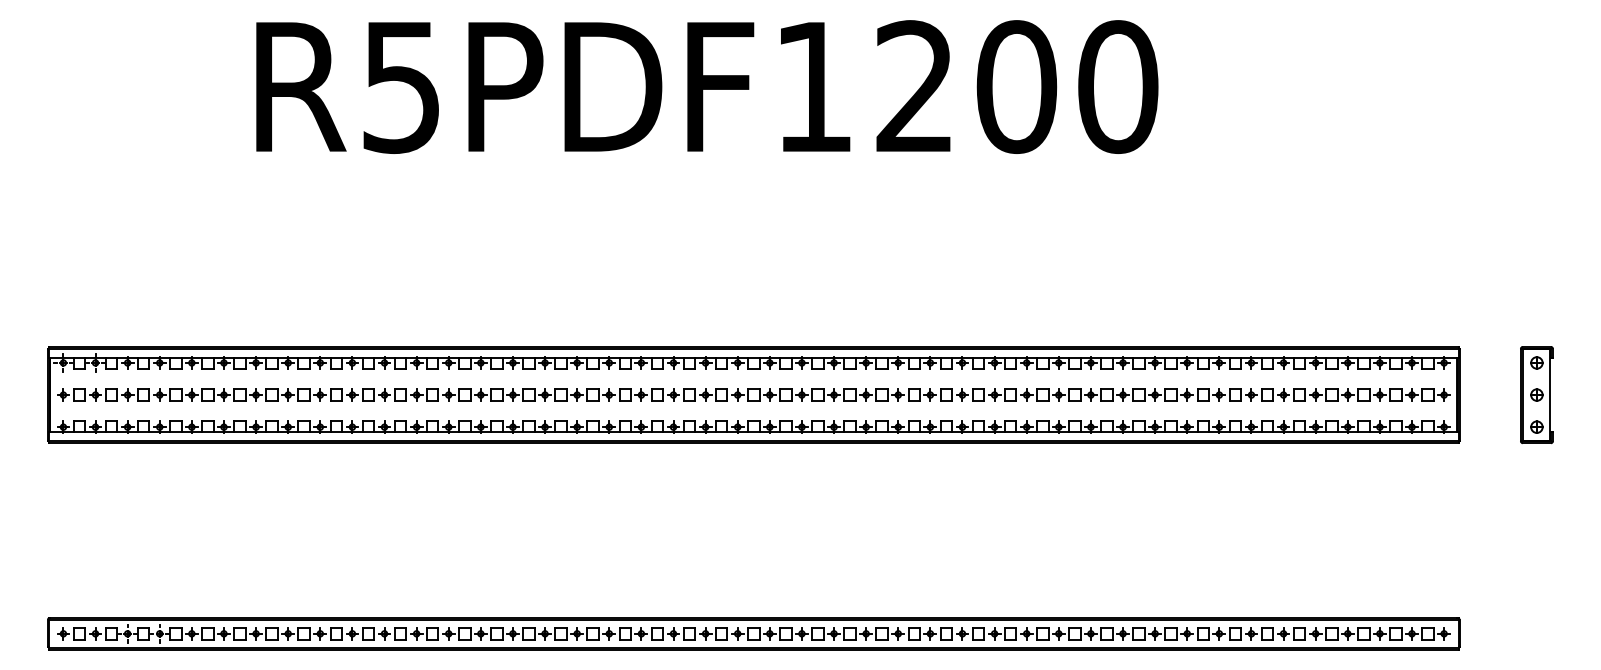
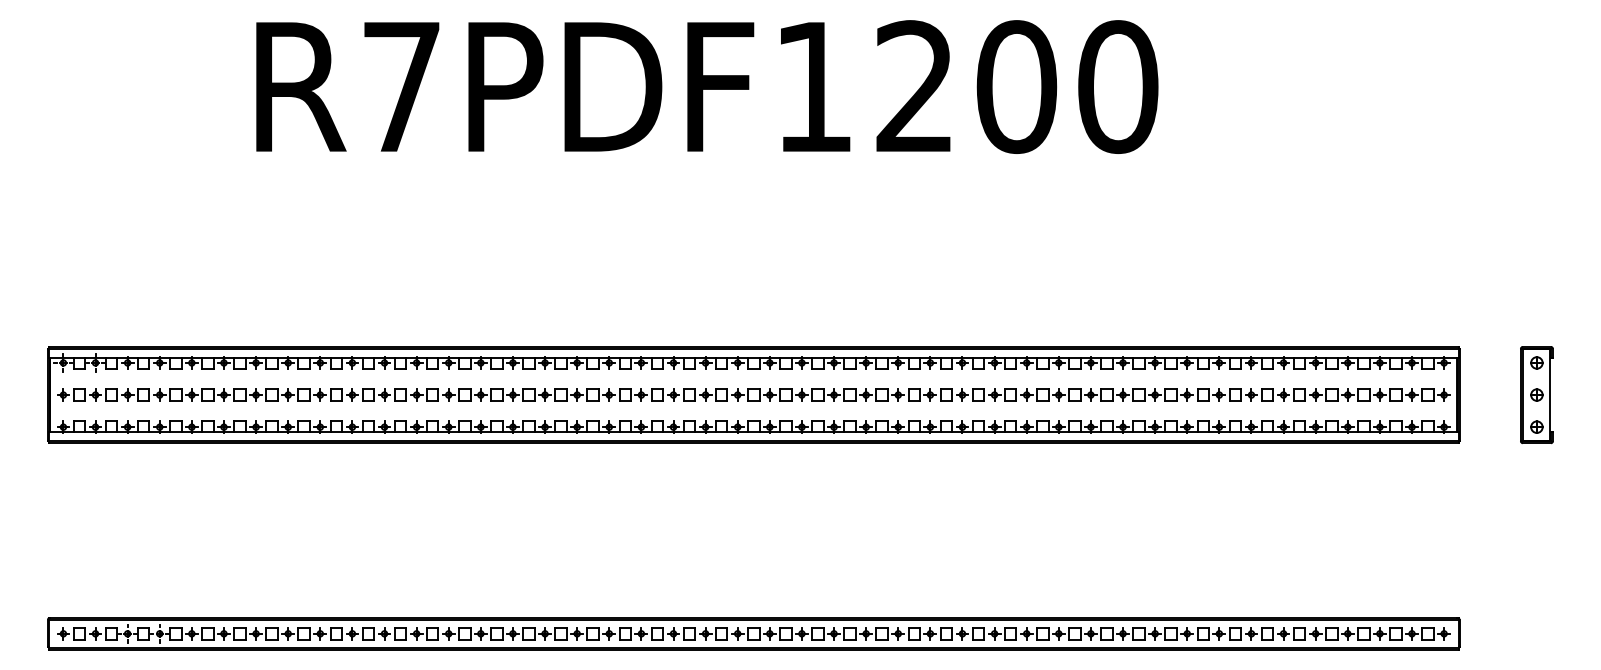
text: R5PDF1200 -> R7PDF1200 (401, 87)
